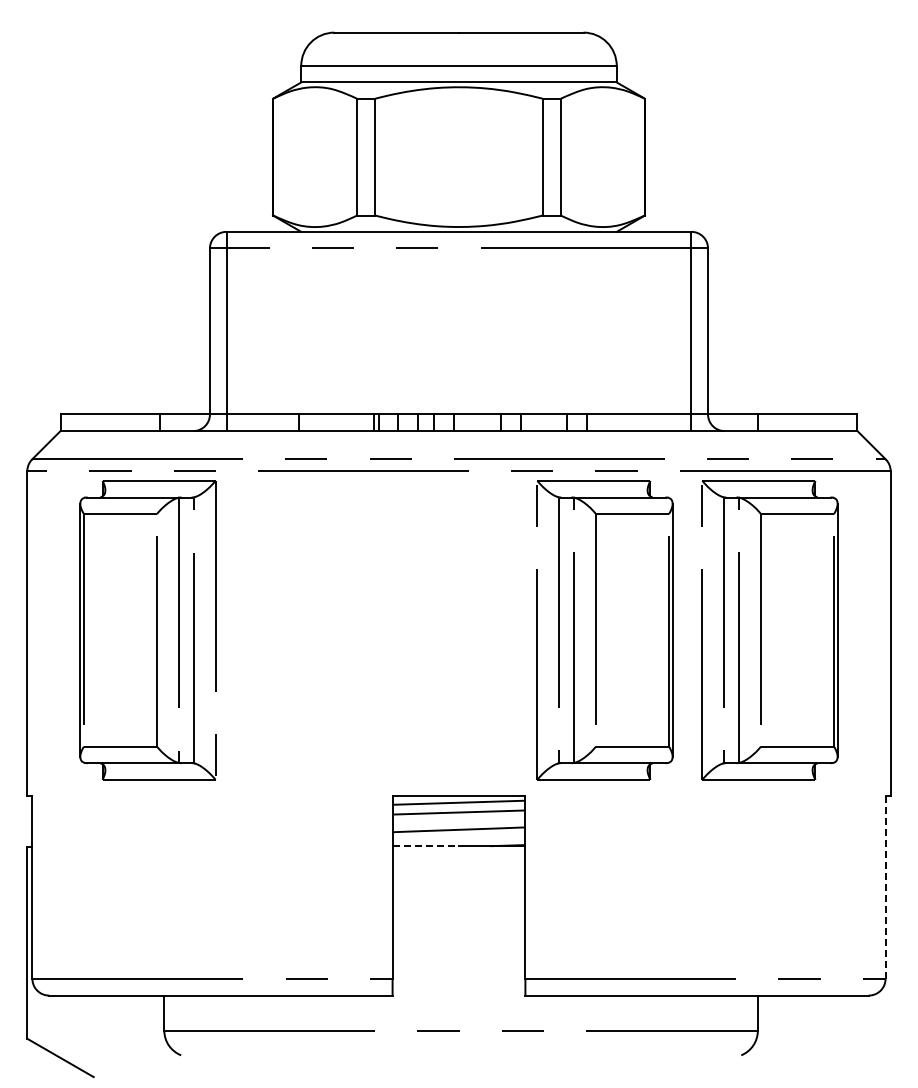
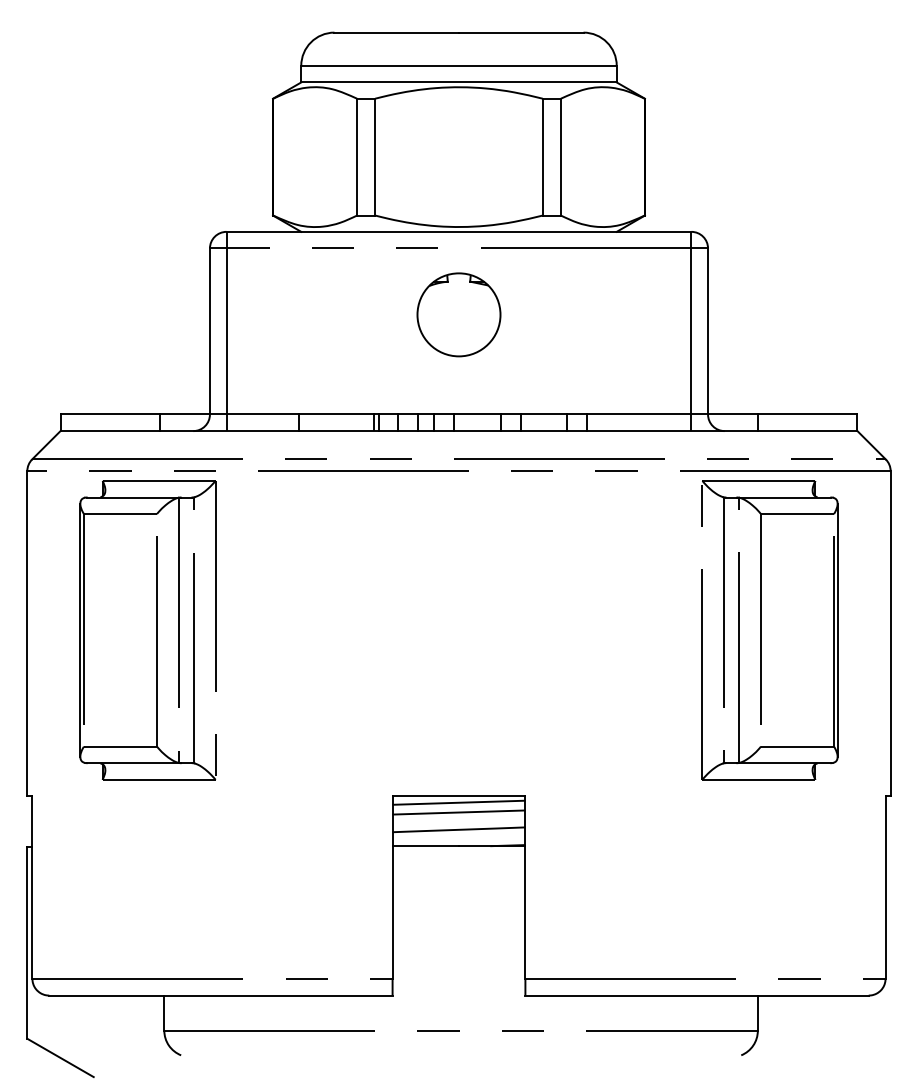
part: none -> present (458, 314)
part: present -> none (596, 630)
line: dashed -> solid (426, 846)
line: dashed -> solid (885, 887)
